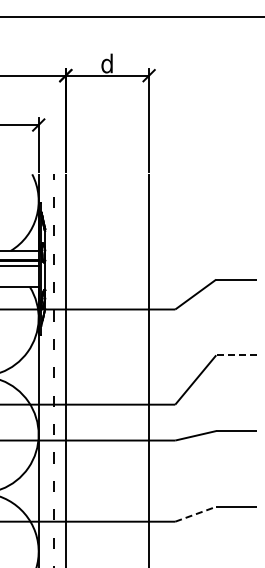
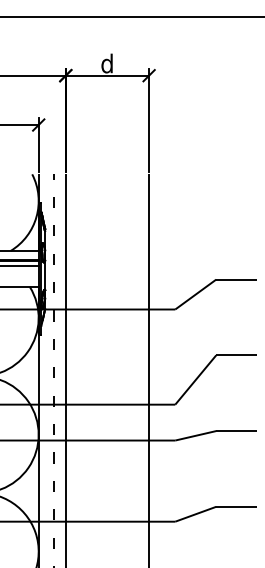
line: dashed -> solid (236, 355)
line: dashed -> solid (195, 514)
